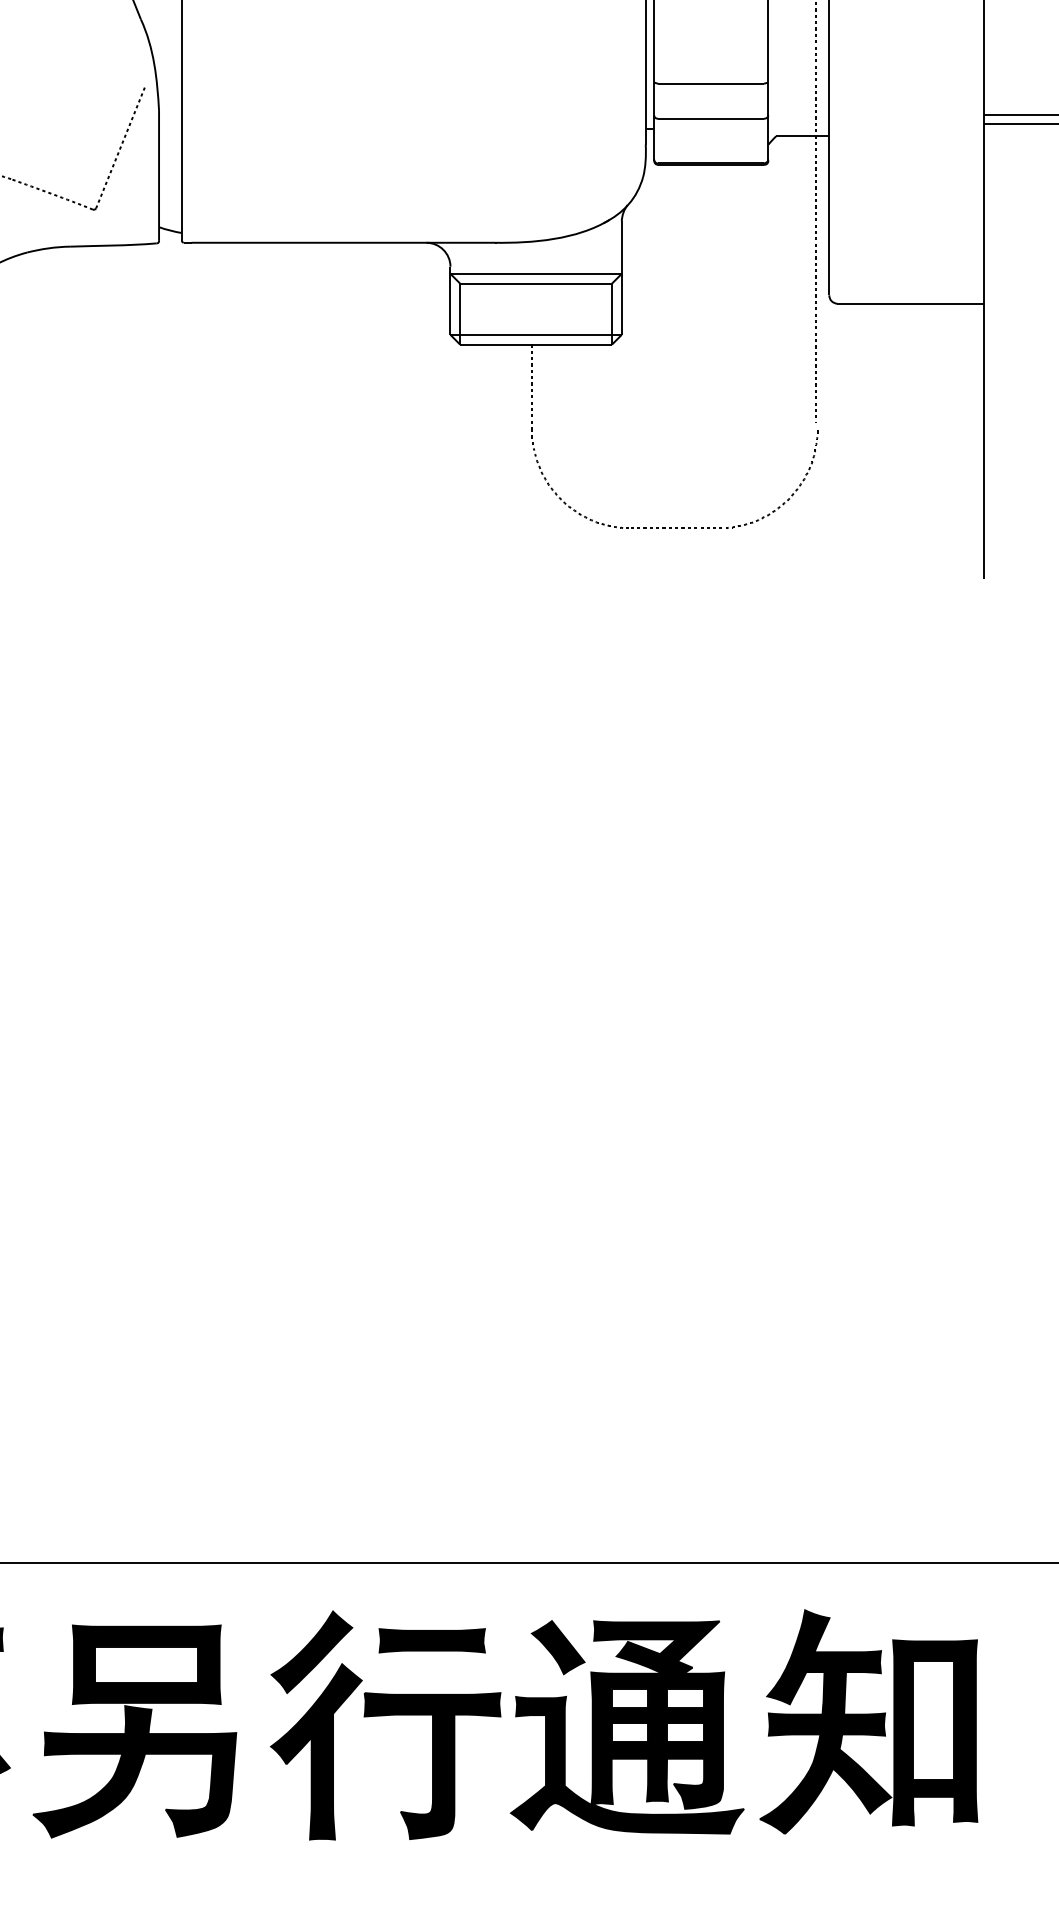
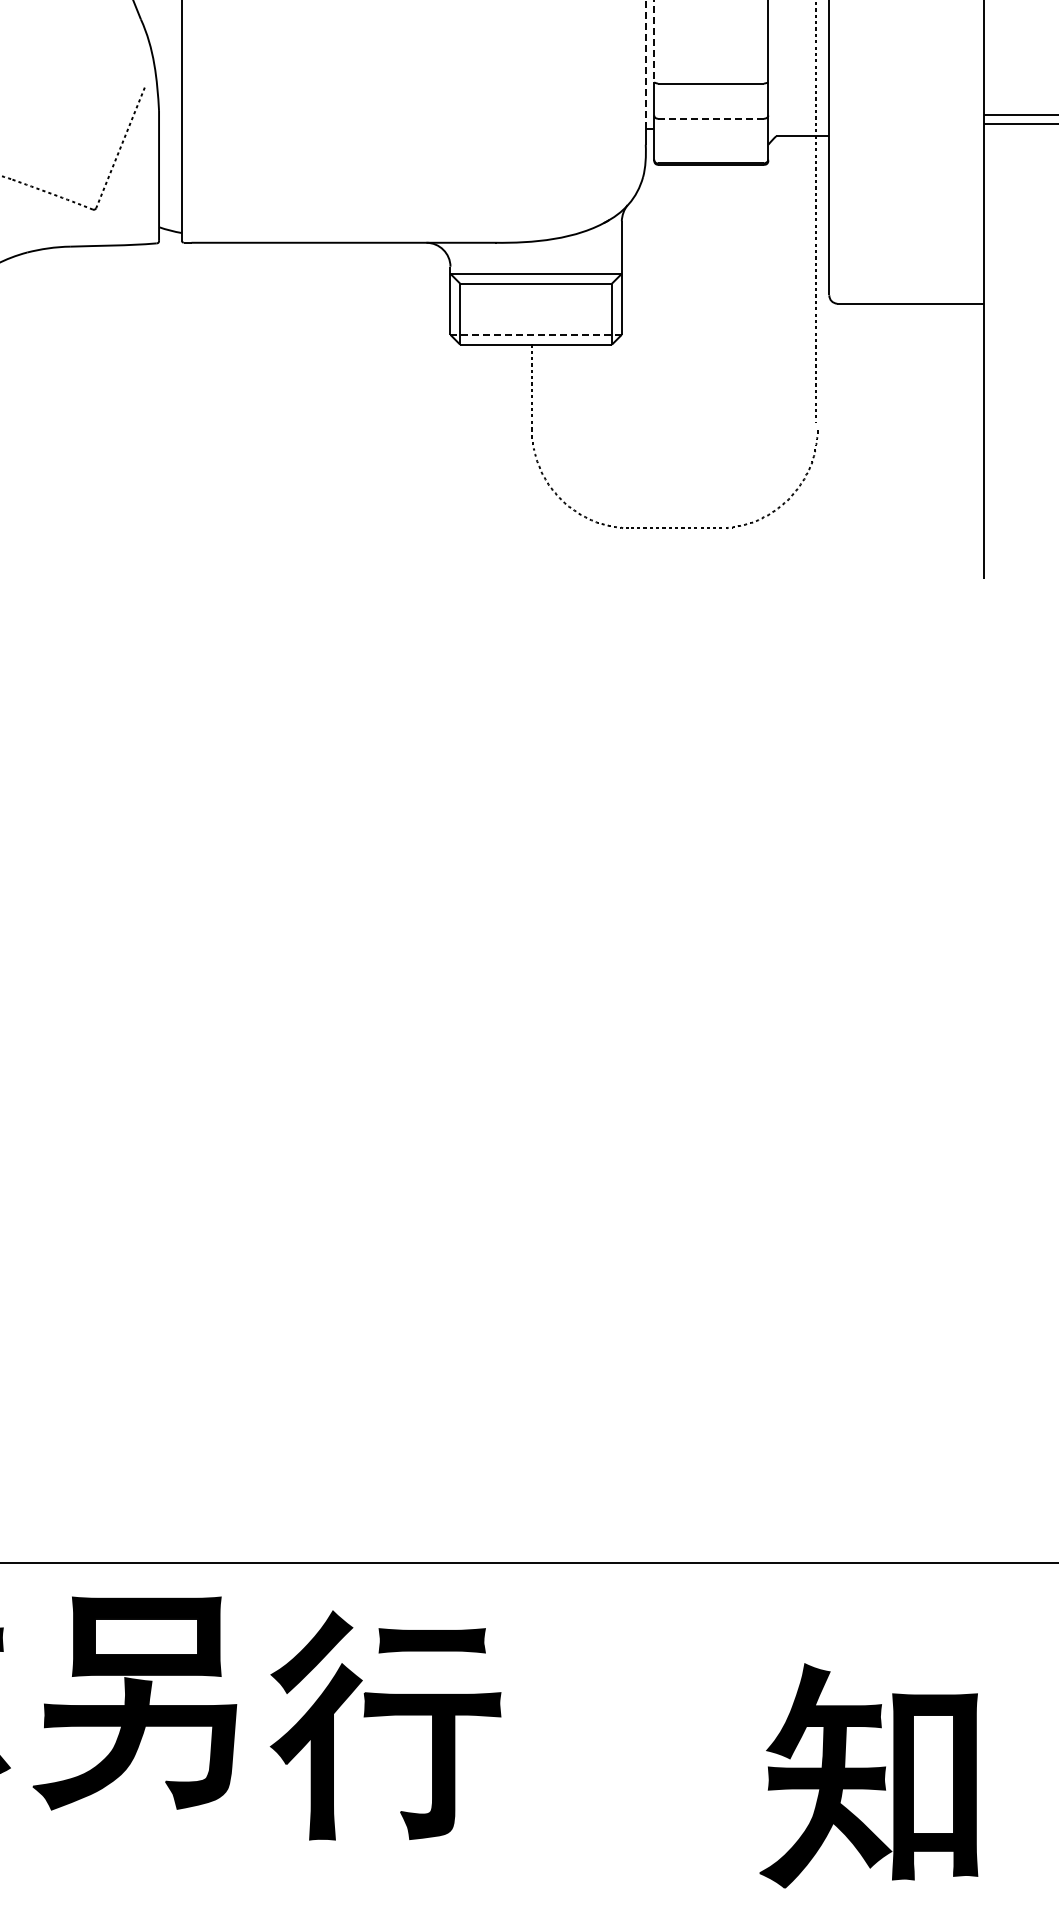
line: solid -> dashed (654, 41)
line: solid -> dashed (645, 64)
line: solid -> dashed (711, 118)
line: solid -> dashed (536, 334)
part position: (868, 1721) -> (868, 1775) (868, 1775)
part: present -> none (626, 1727)
part position: (134, 1731) -> (134, 1703) (134, 1703)
